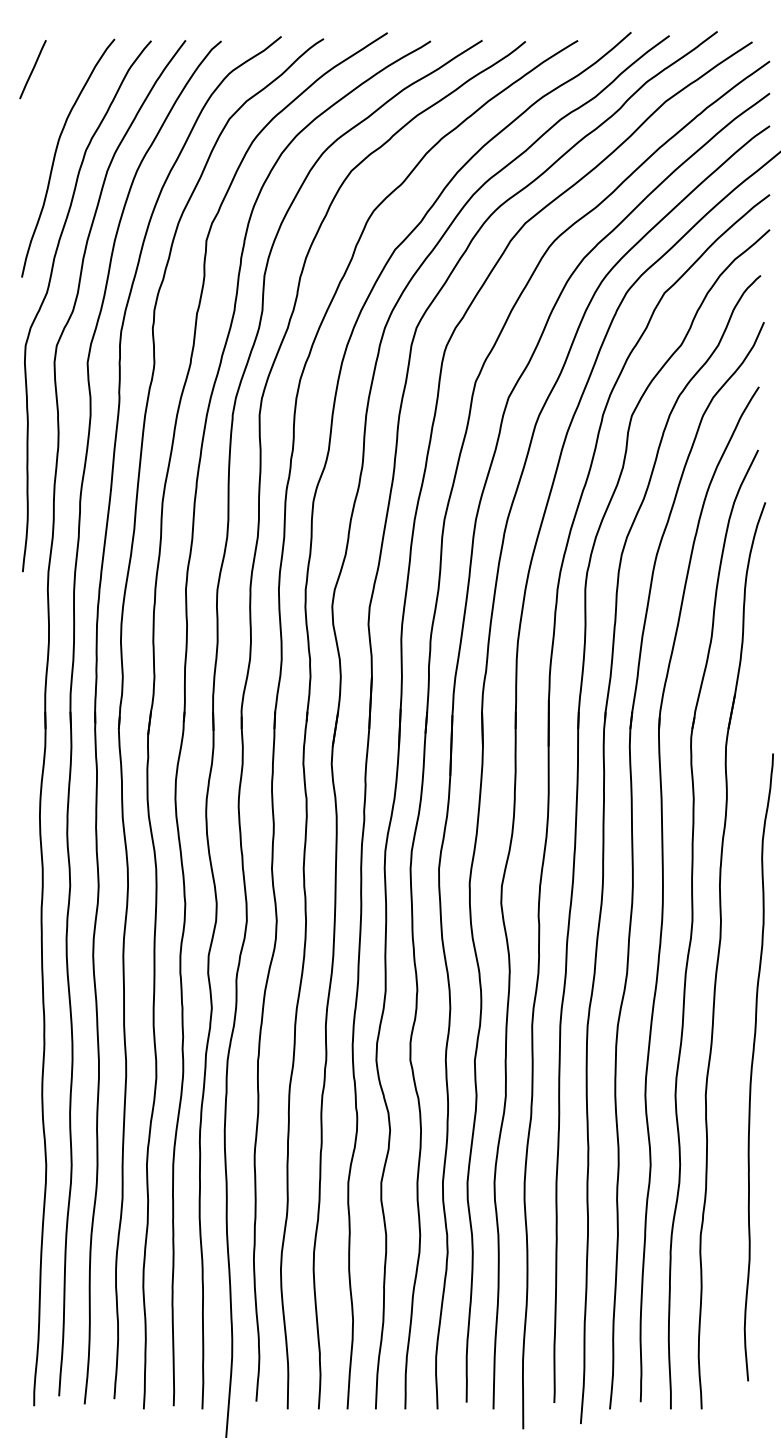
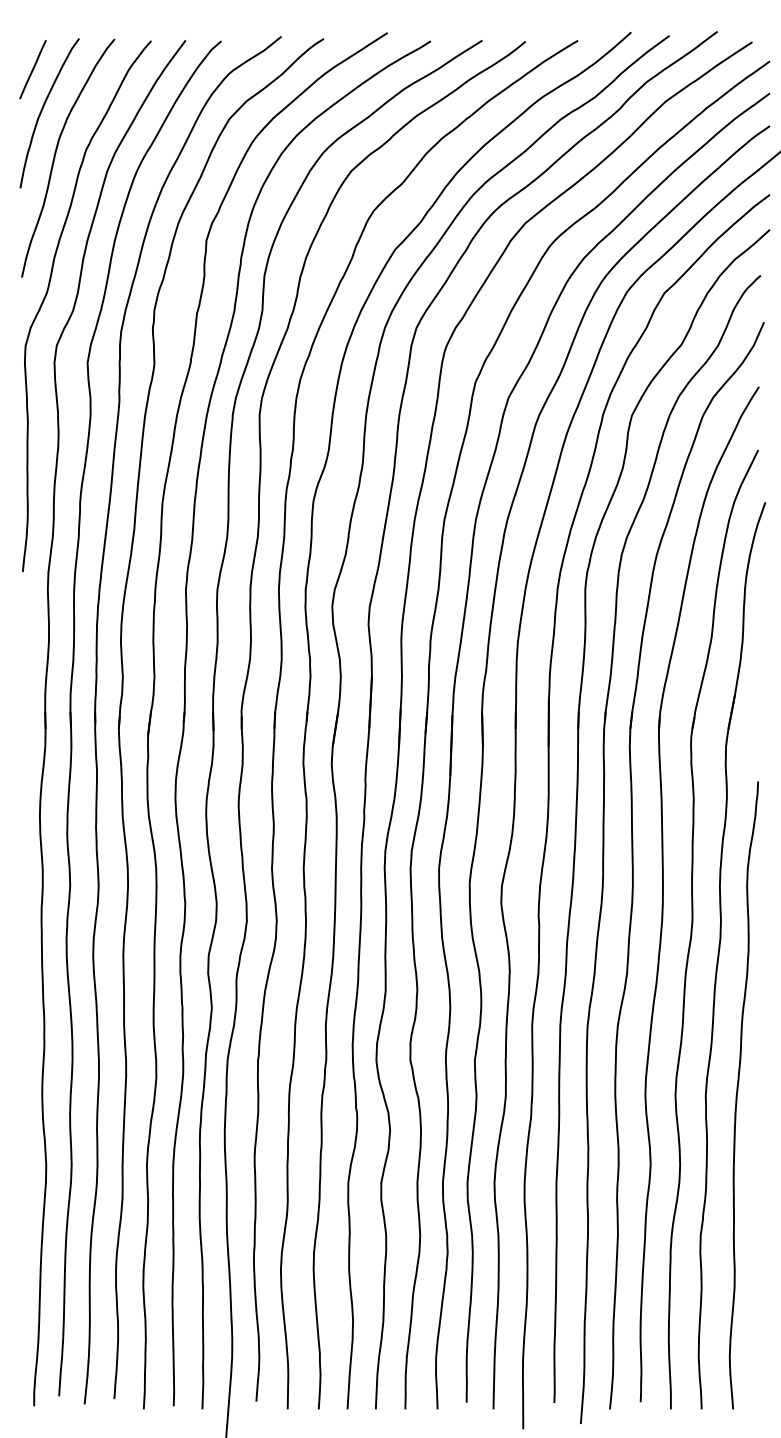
curve: none -> present (43, 109)
curve position: (752, 1067) -> (737, 1095) (737, 1095)
